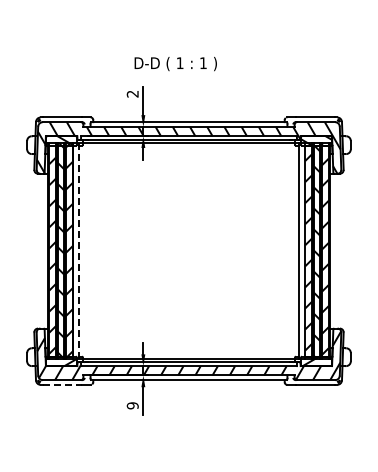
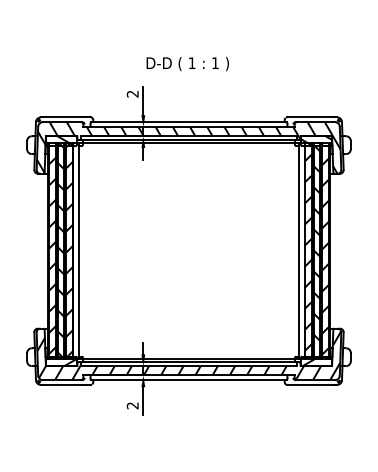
text position: (175, 64) -> (187, 64) (187, 64)
line: dashed -> solid (78, 251)
line: dashed -> solid (62, 384)
text: 9 -> 2 (132, 405)
